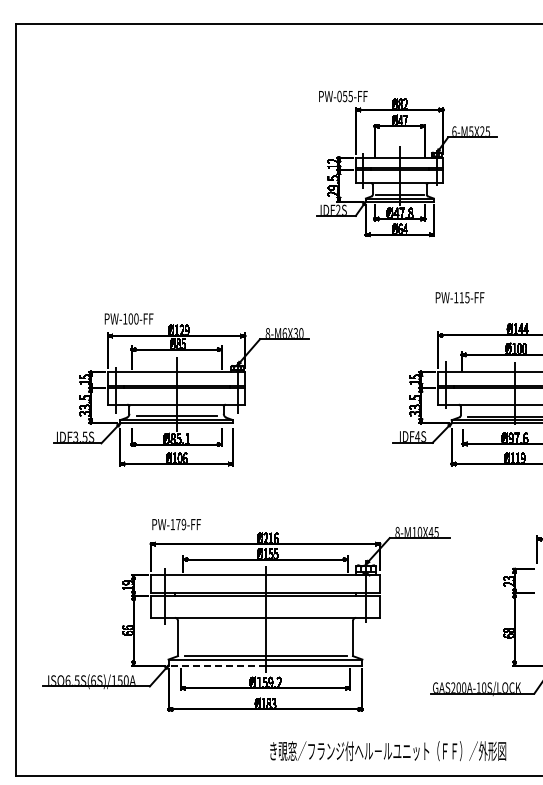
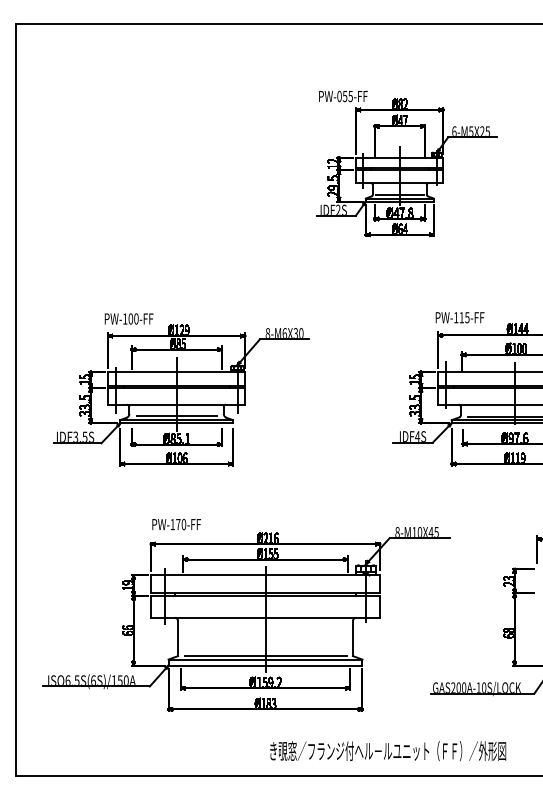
text position: (459, 297) -> (459, 317) (459, 317)
text: PW-179-FF -> PW-170-FF (183, 524)
line: dashed -> solid (216, 665)
